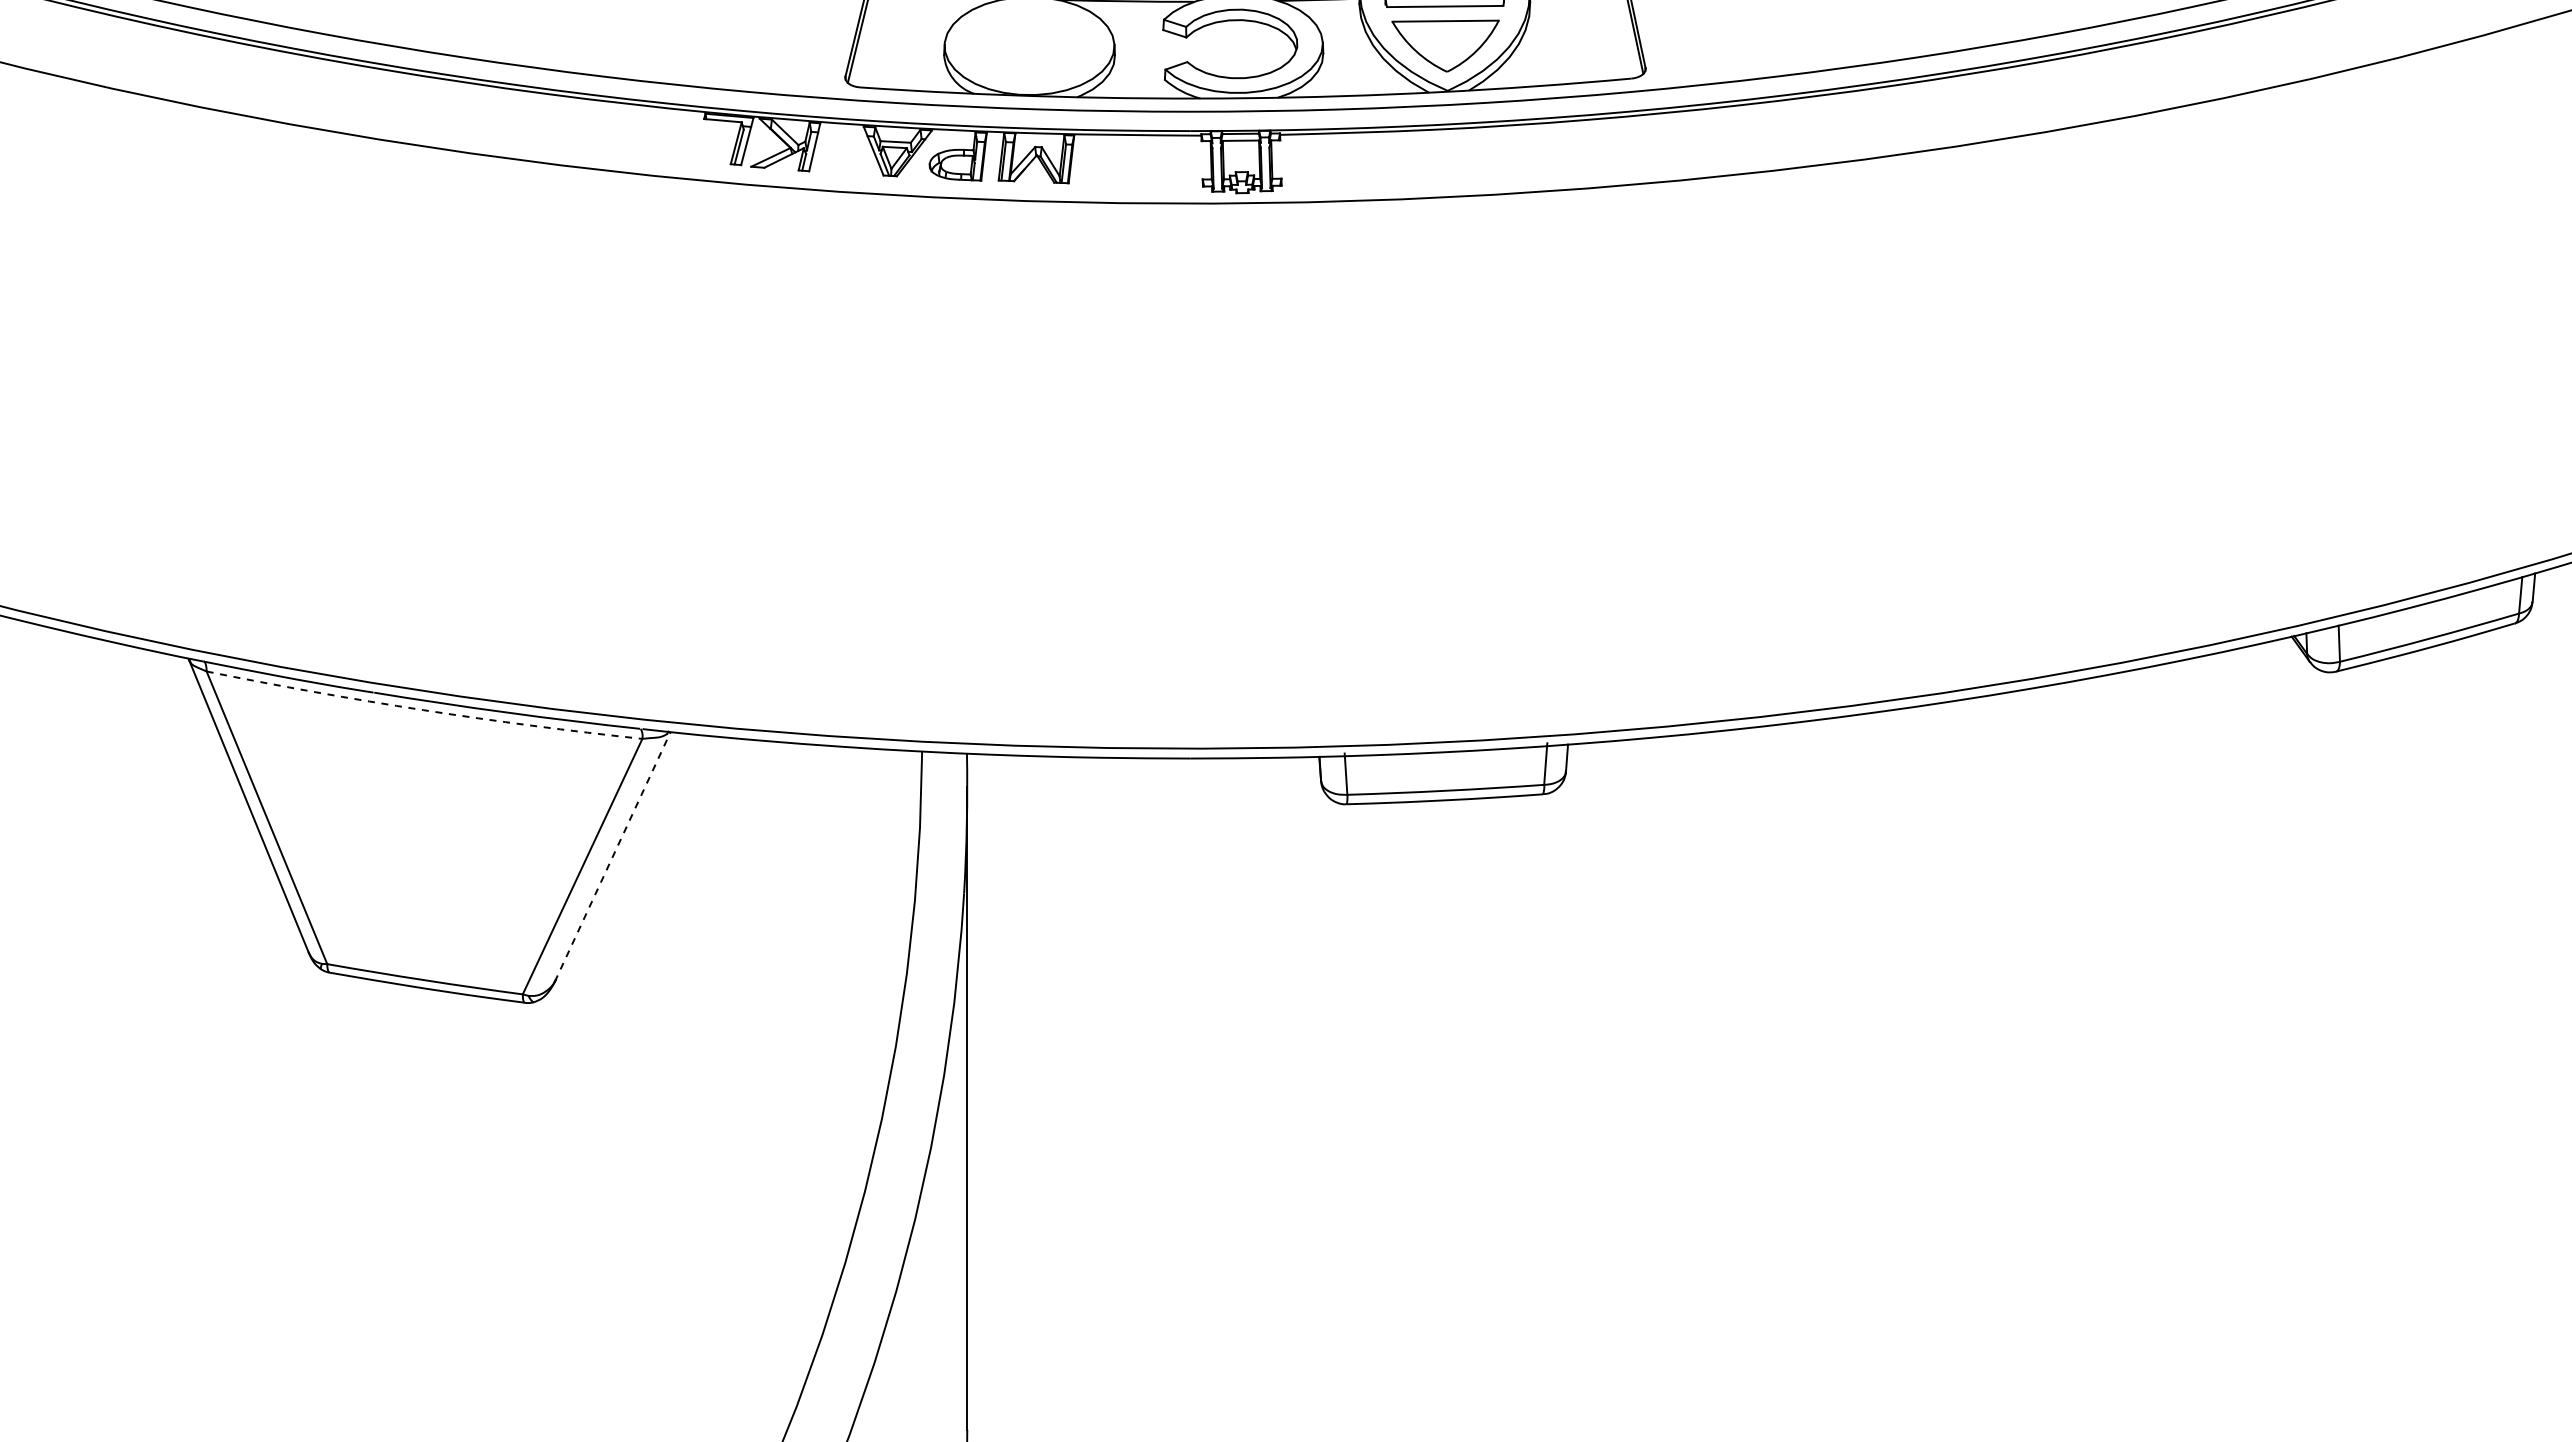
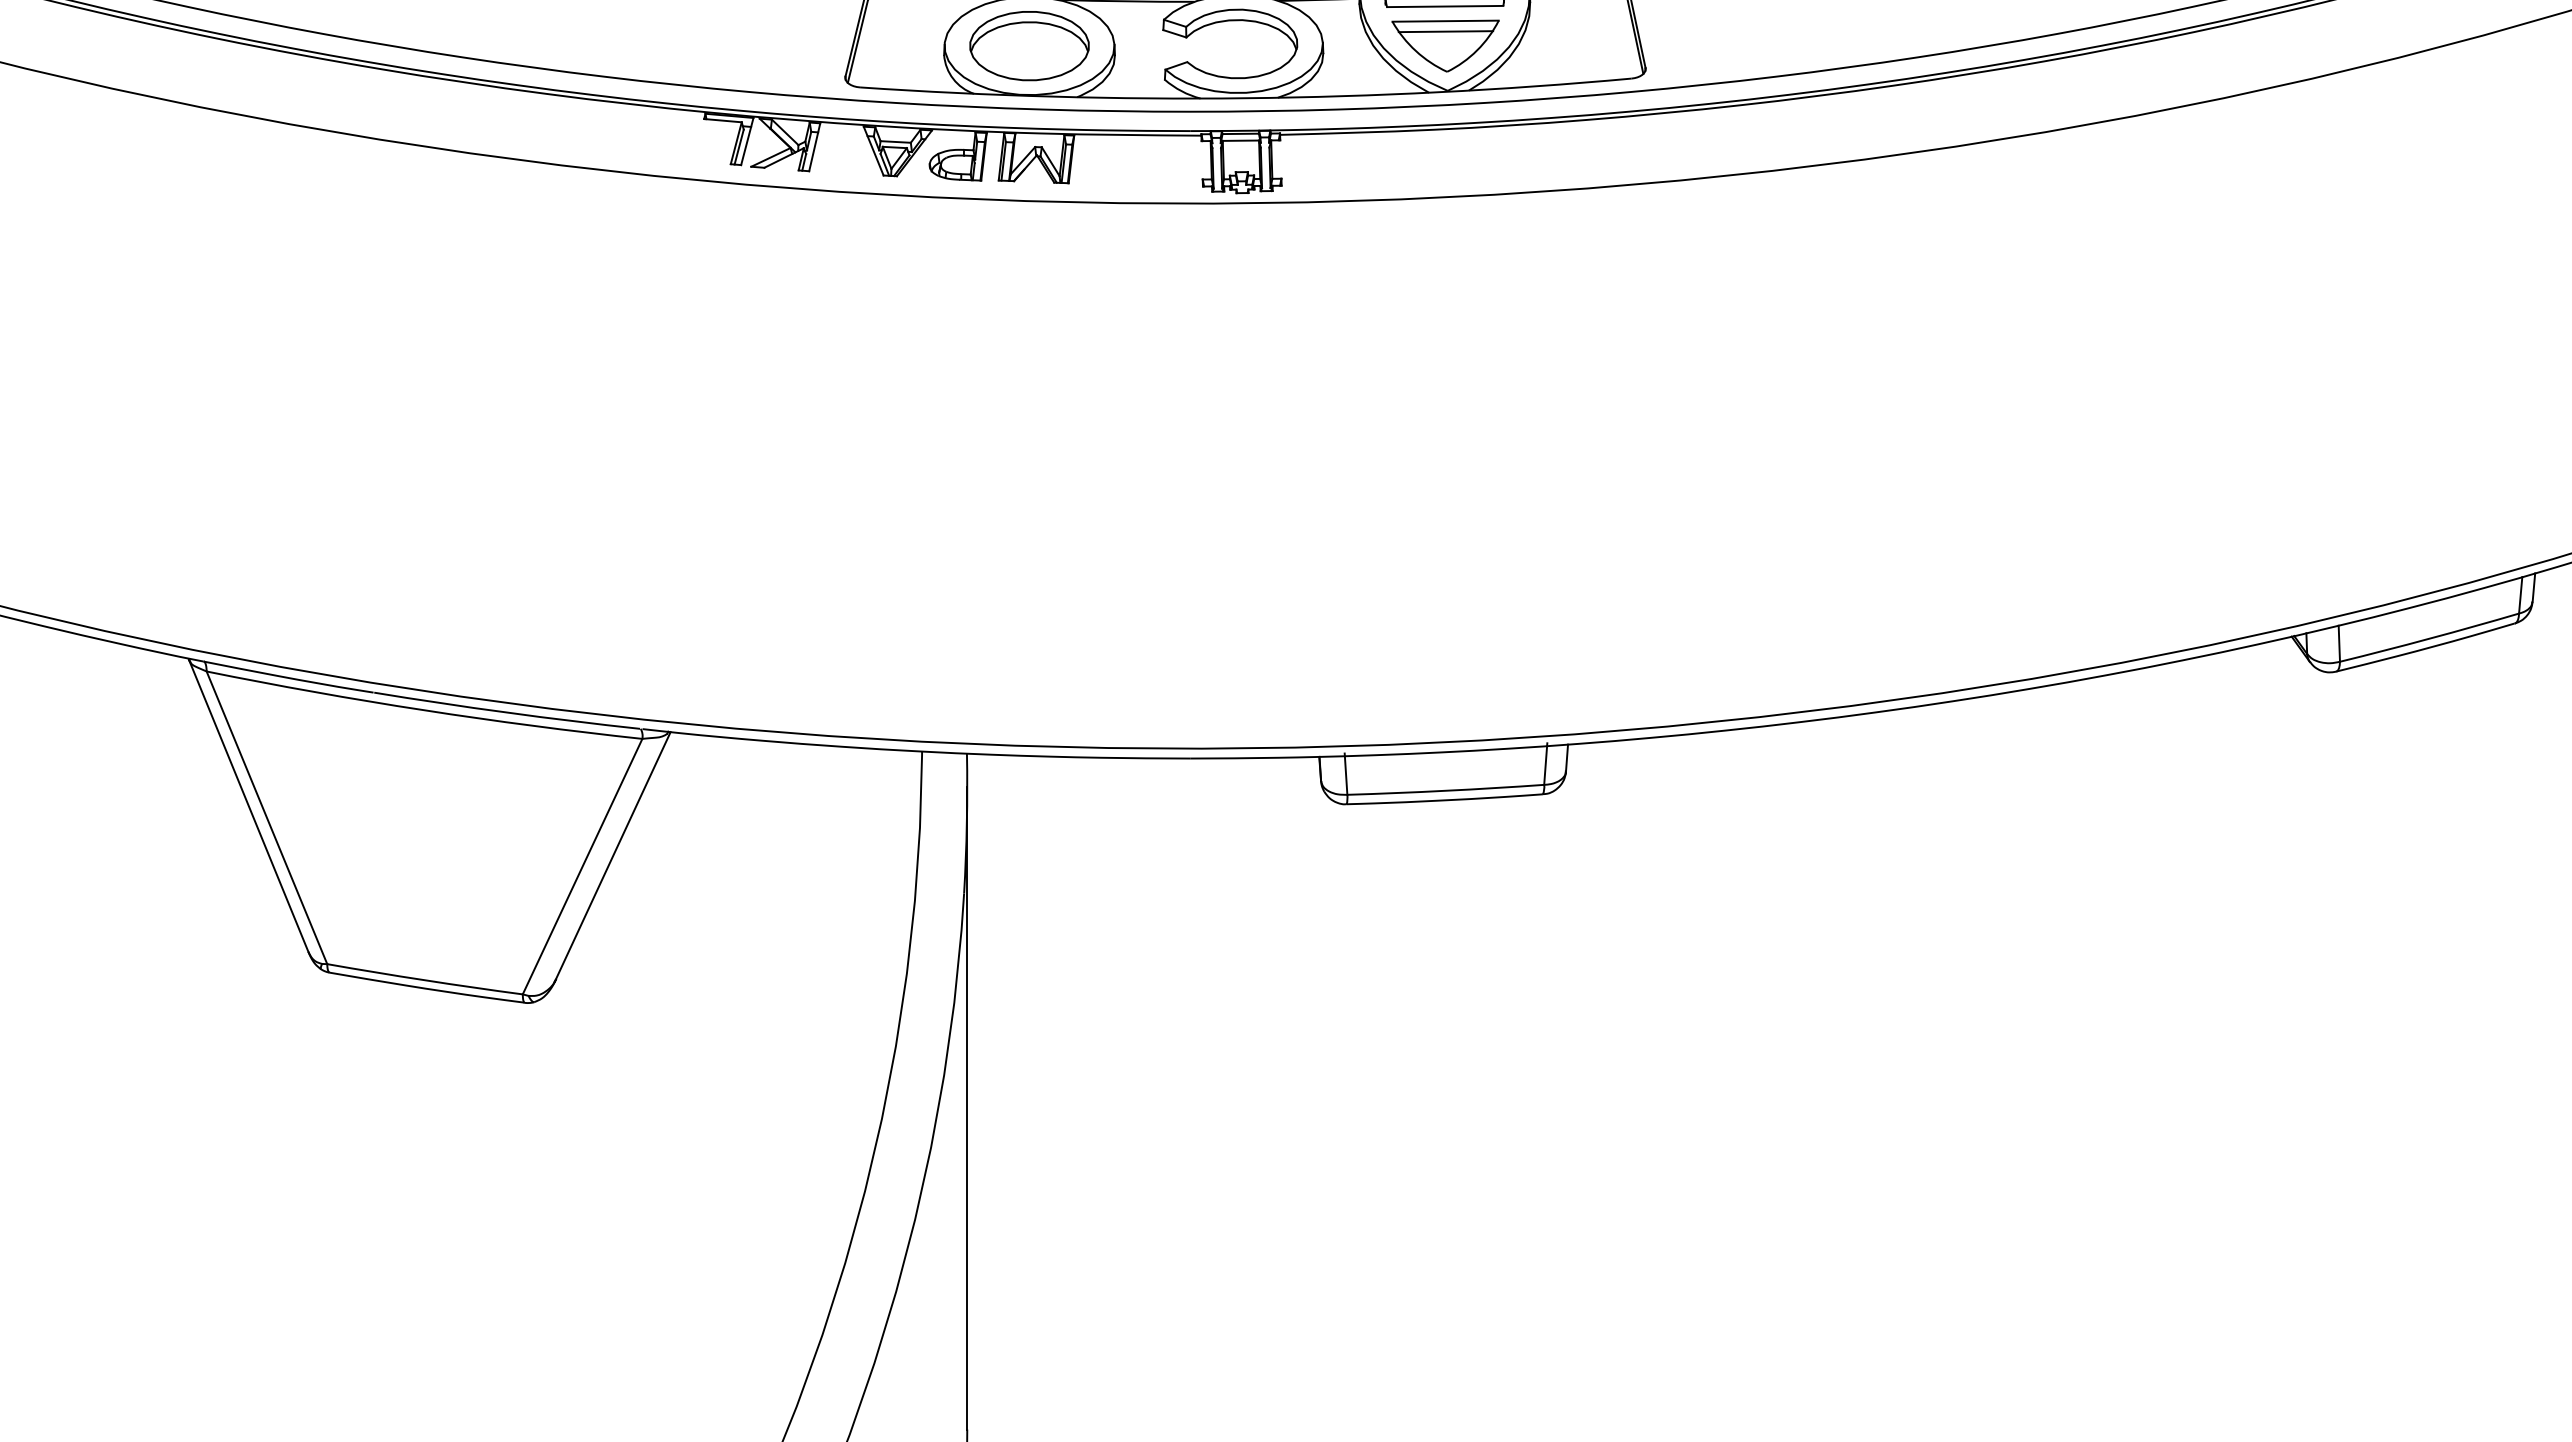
line: none -> present (1445, 31)
part: none -> present (1029, 46)
arc: dashed -> solid (423, 710)
line: dashed -> solid (612, 856)
